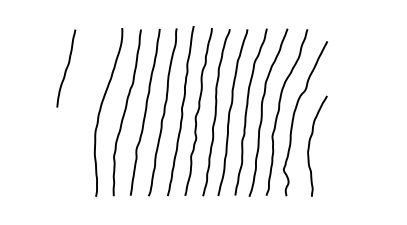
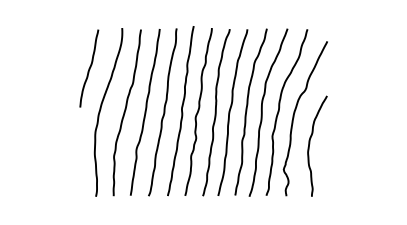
curve position: (66, 68) -> (89, 68) (89, 68)
